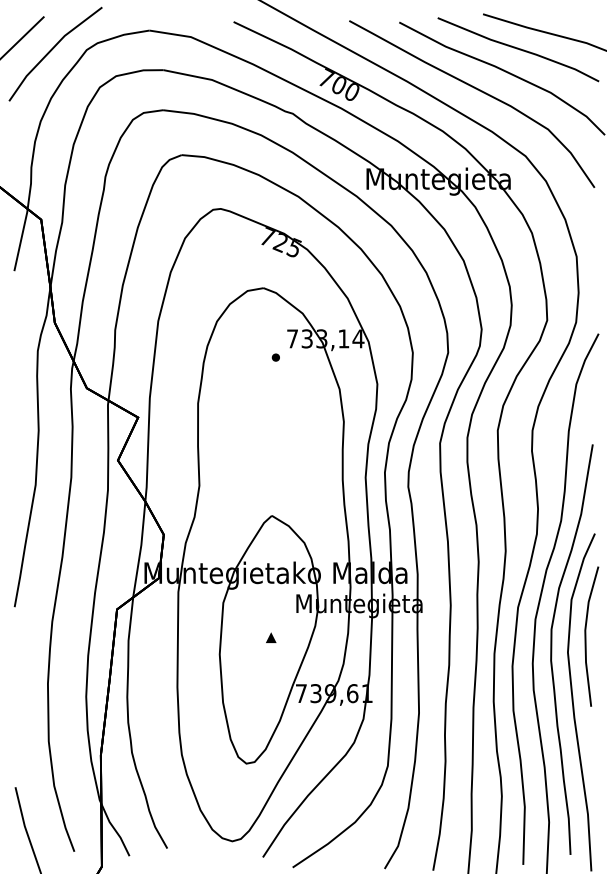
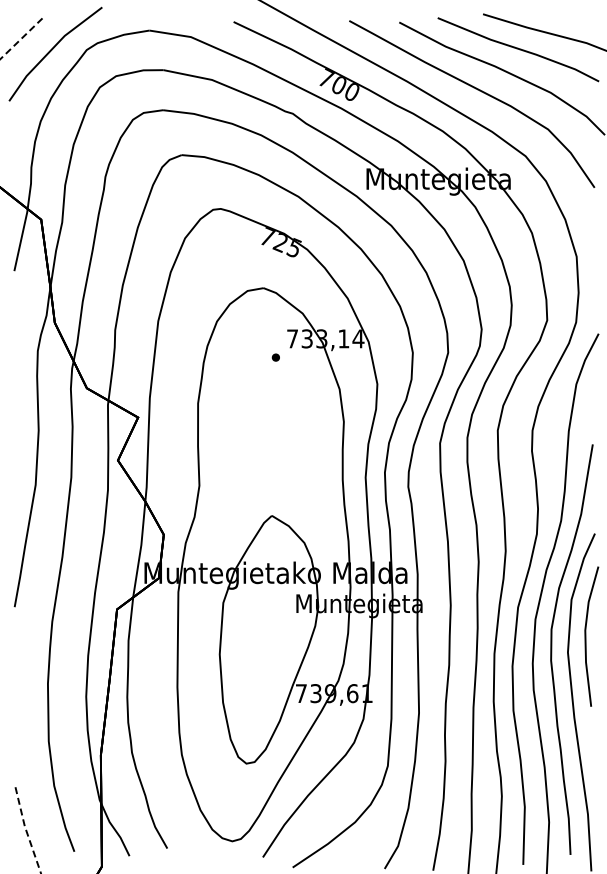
line: solid -> dashed (22, 38)
part: present -> none (271, 637)
line: solid -> dashed (26, 829)
